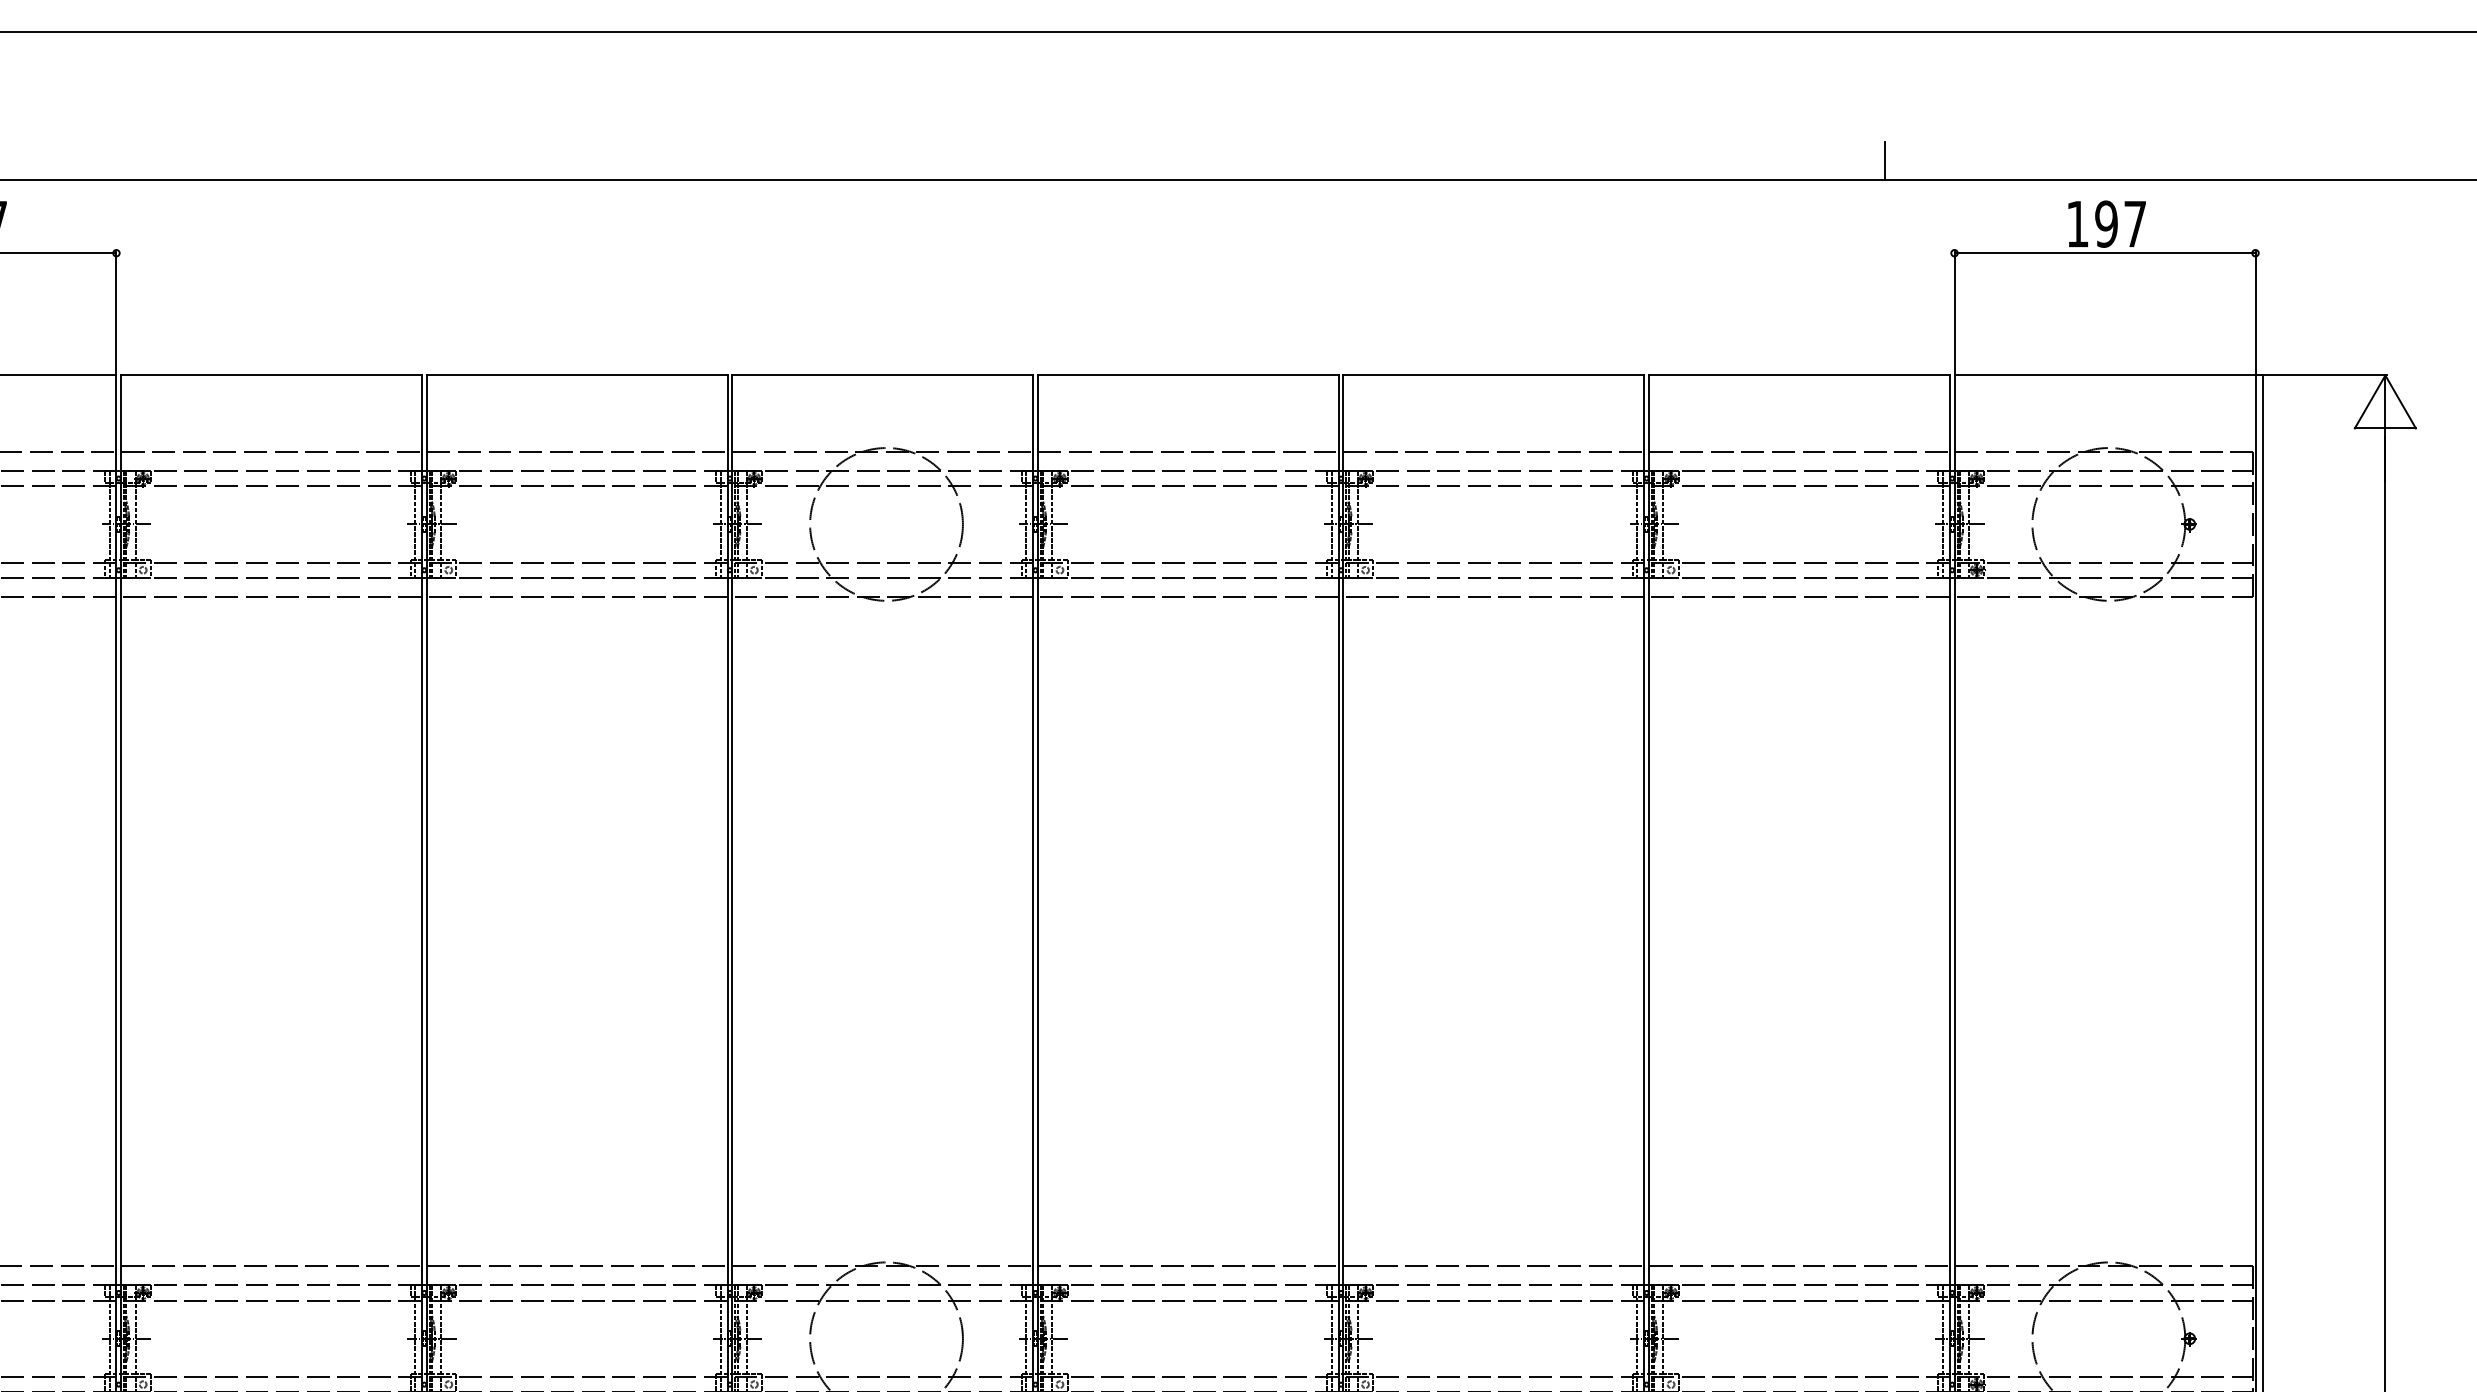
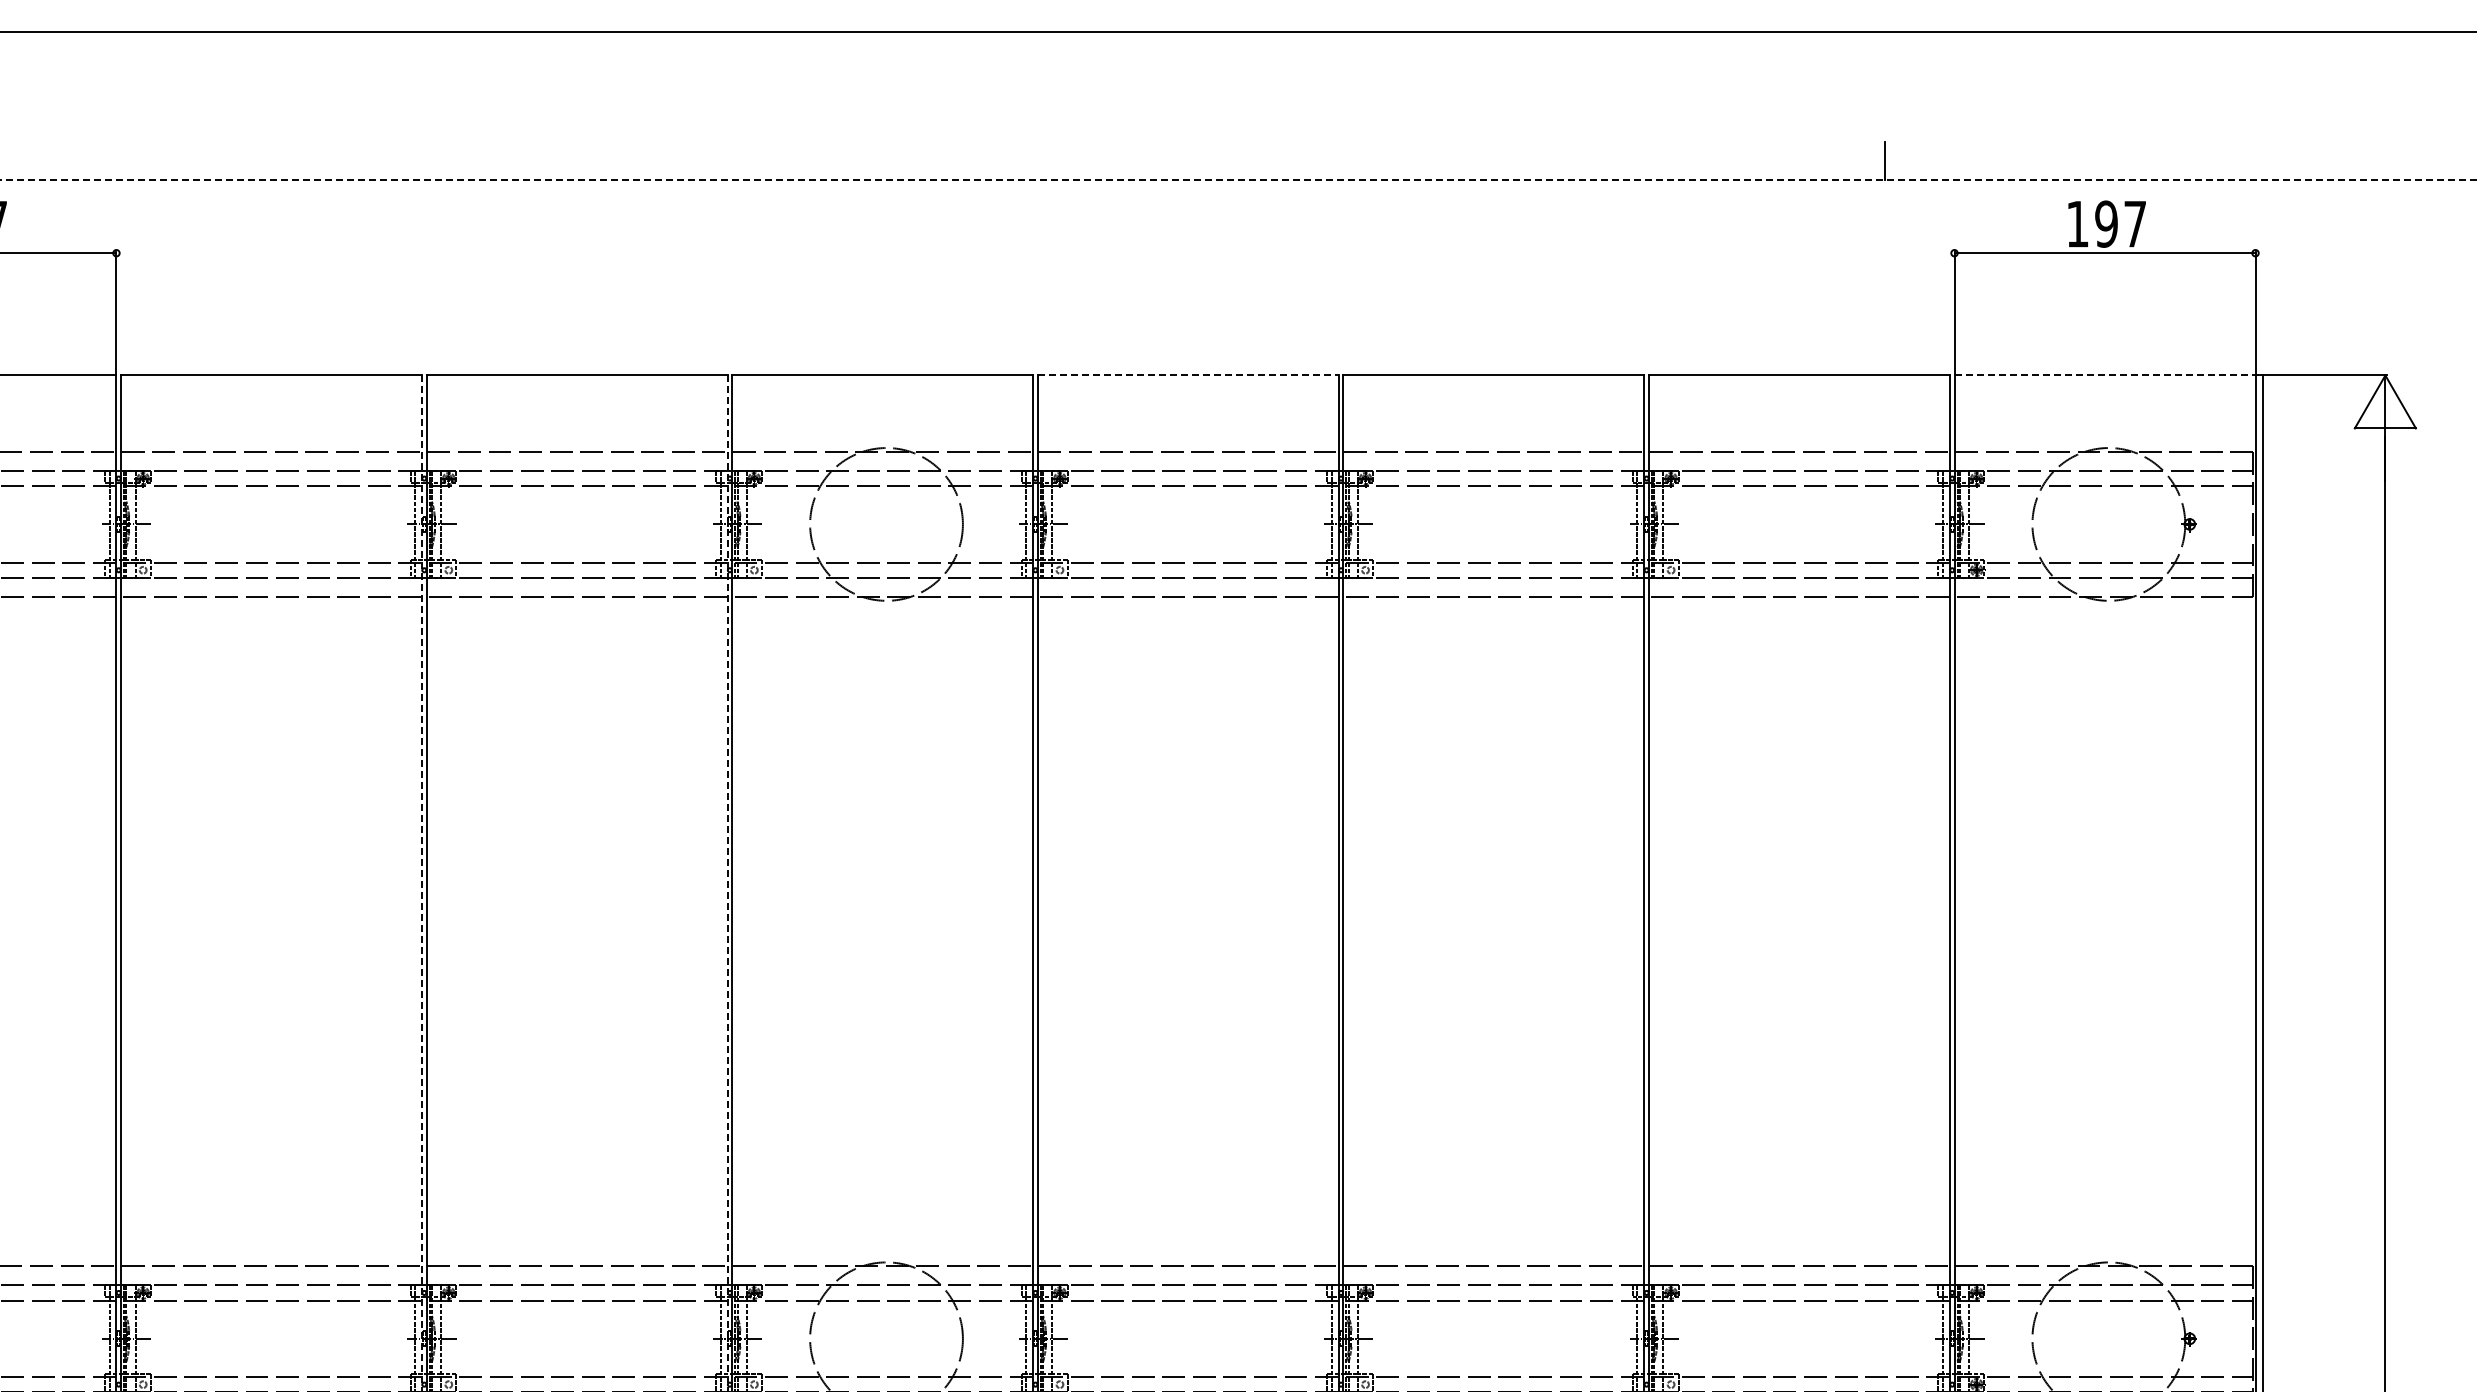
line: solid -> dashed (1238, 180)
line: solid -> dashed (1188, 375)
line: solid -> dashed (2109, 375)
line: solid -> dashed (422, 883)
line: solid -> dashed (727, 883)
